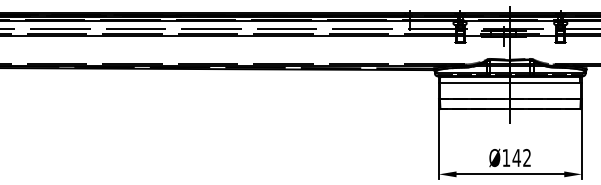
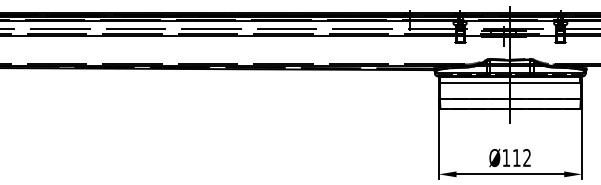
text: Ø142 -> Ø112 (516, 157)
